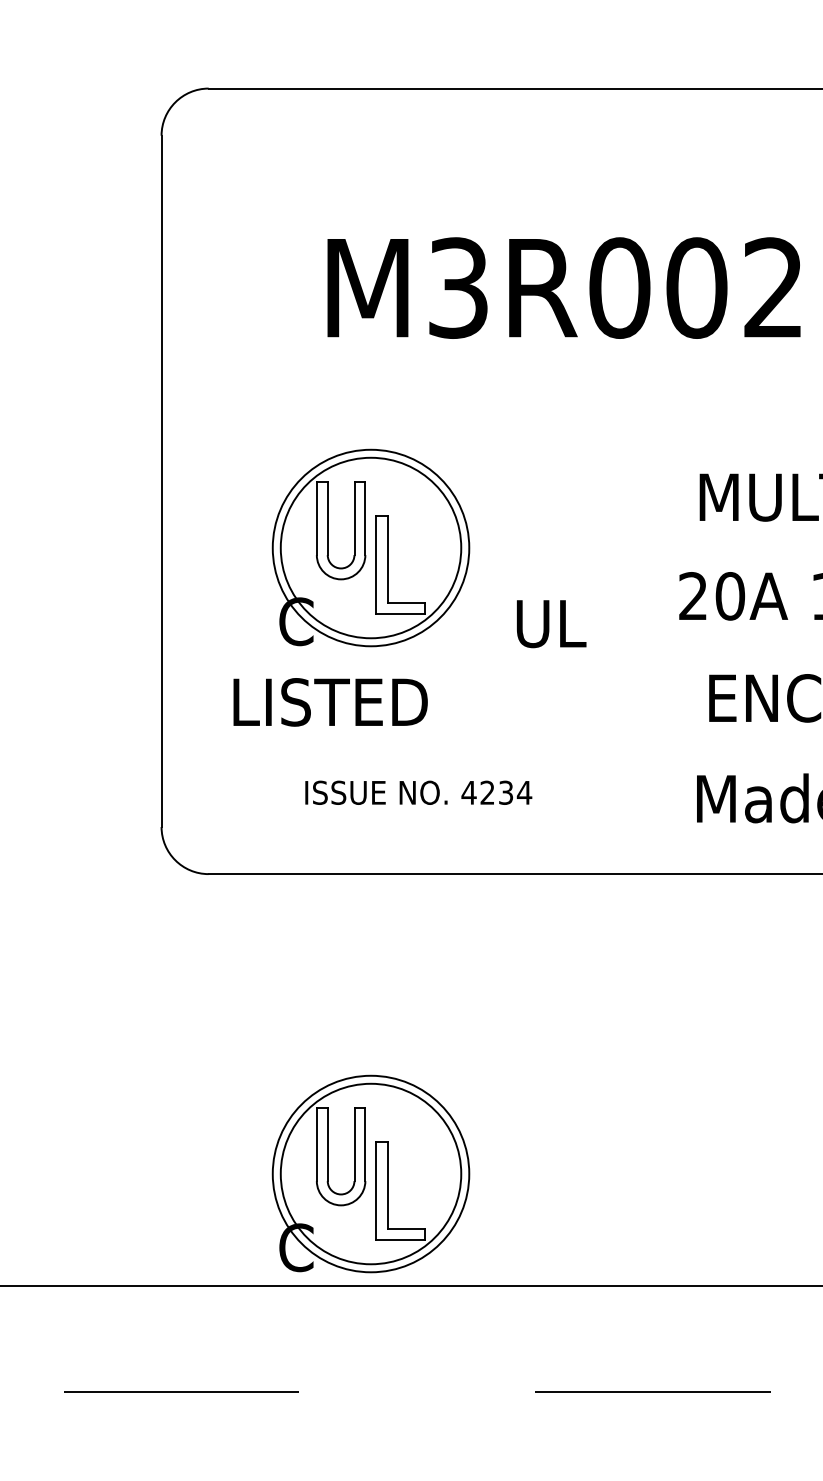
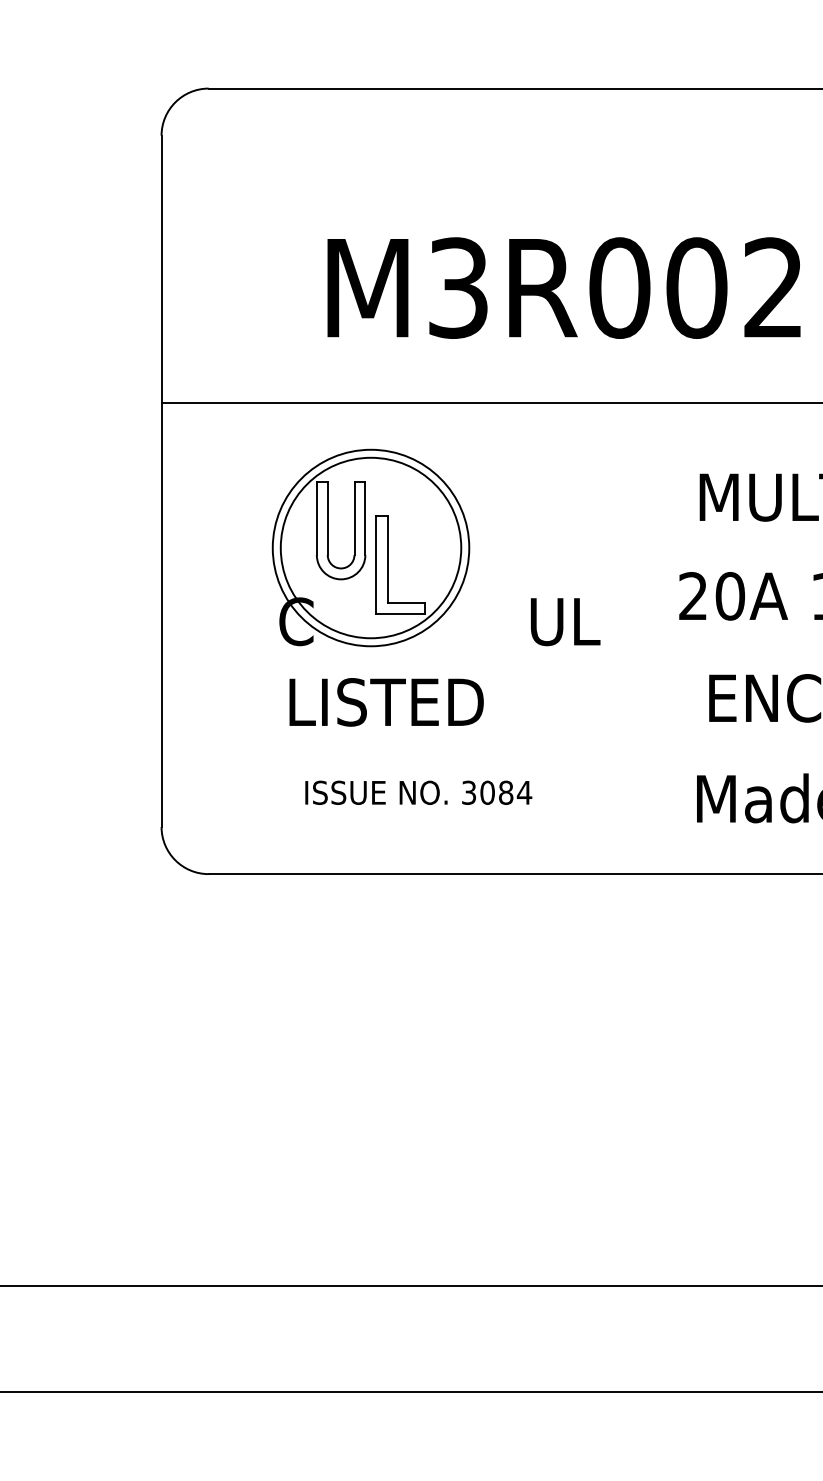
line: none -> present (490, 402)
text position: (551, 624) -> (565, 622) (565, 622)
text position: (330, 702) -> (386, 702) (386, 702)
text: 4234 -> 3084 (487, 792)
part: present -> none (370, 1173)
line: dashed -> solid (411, 1392)
